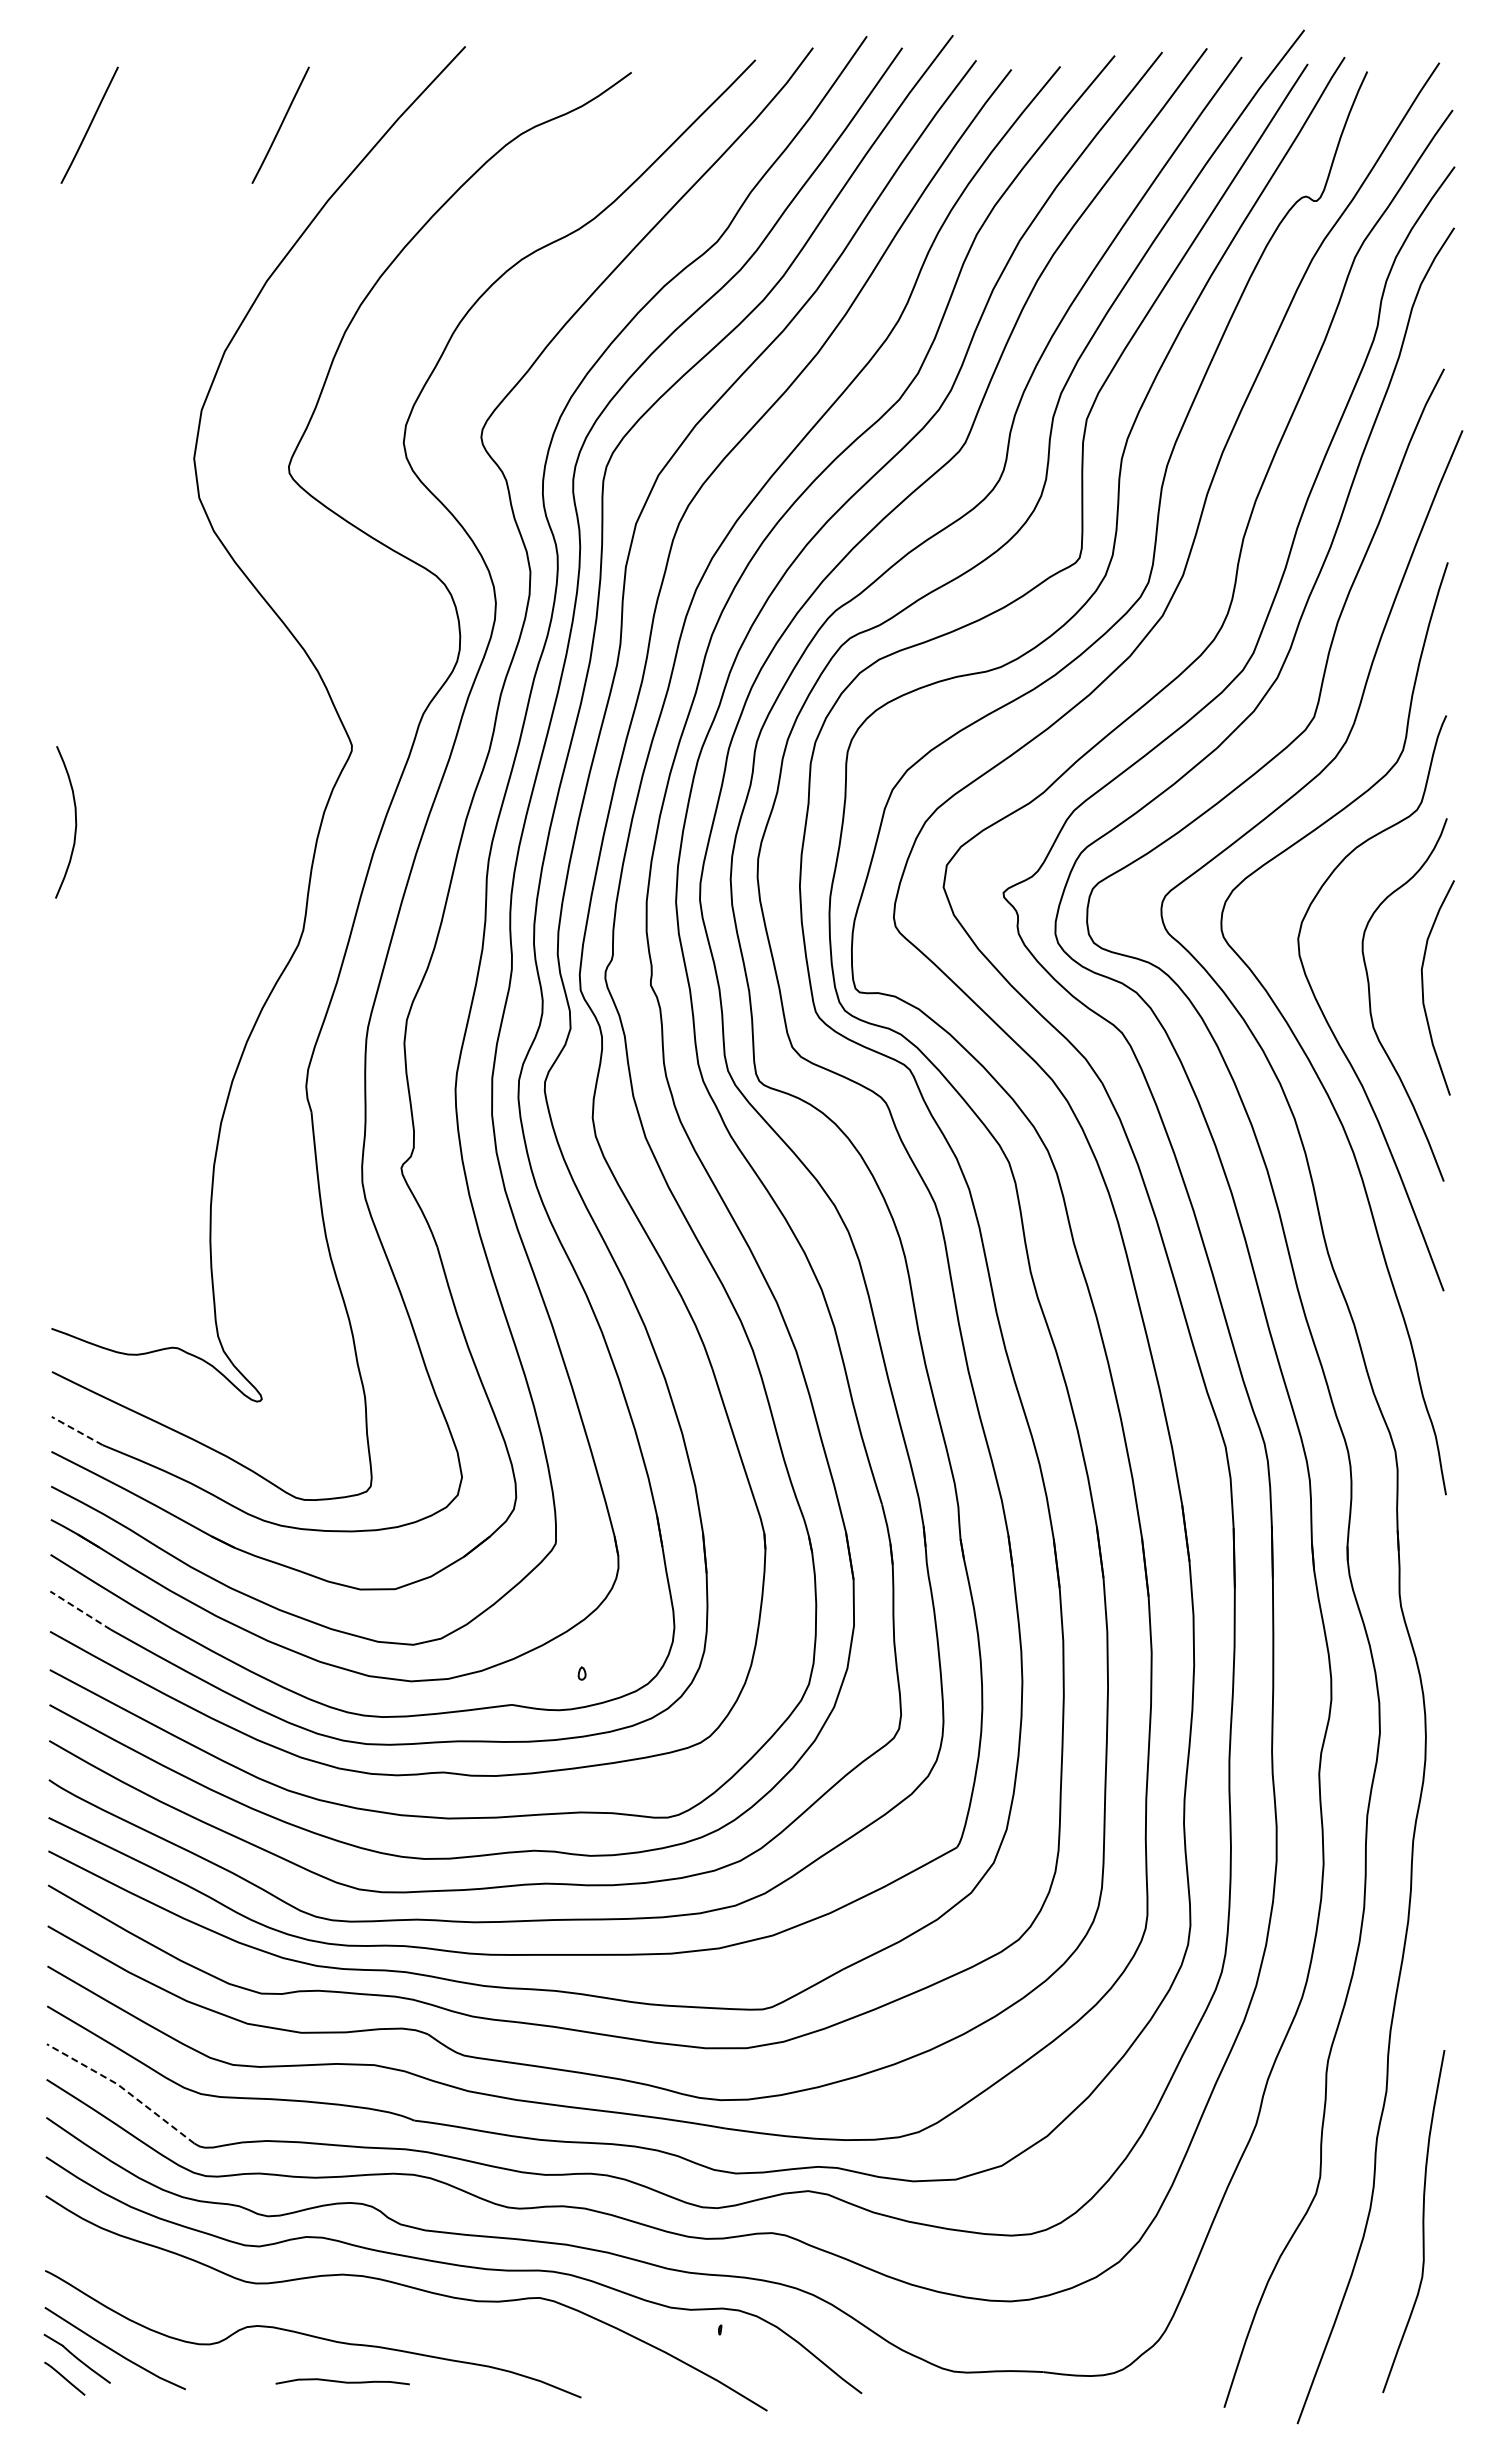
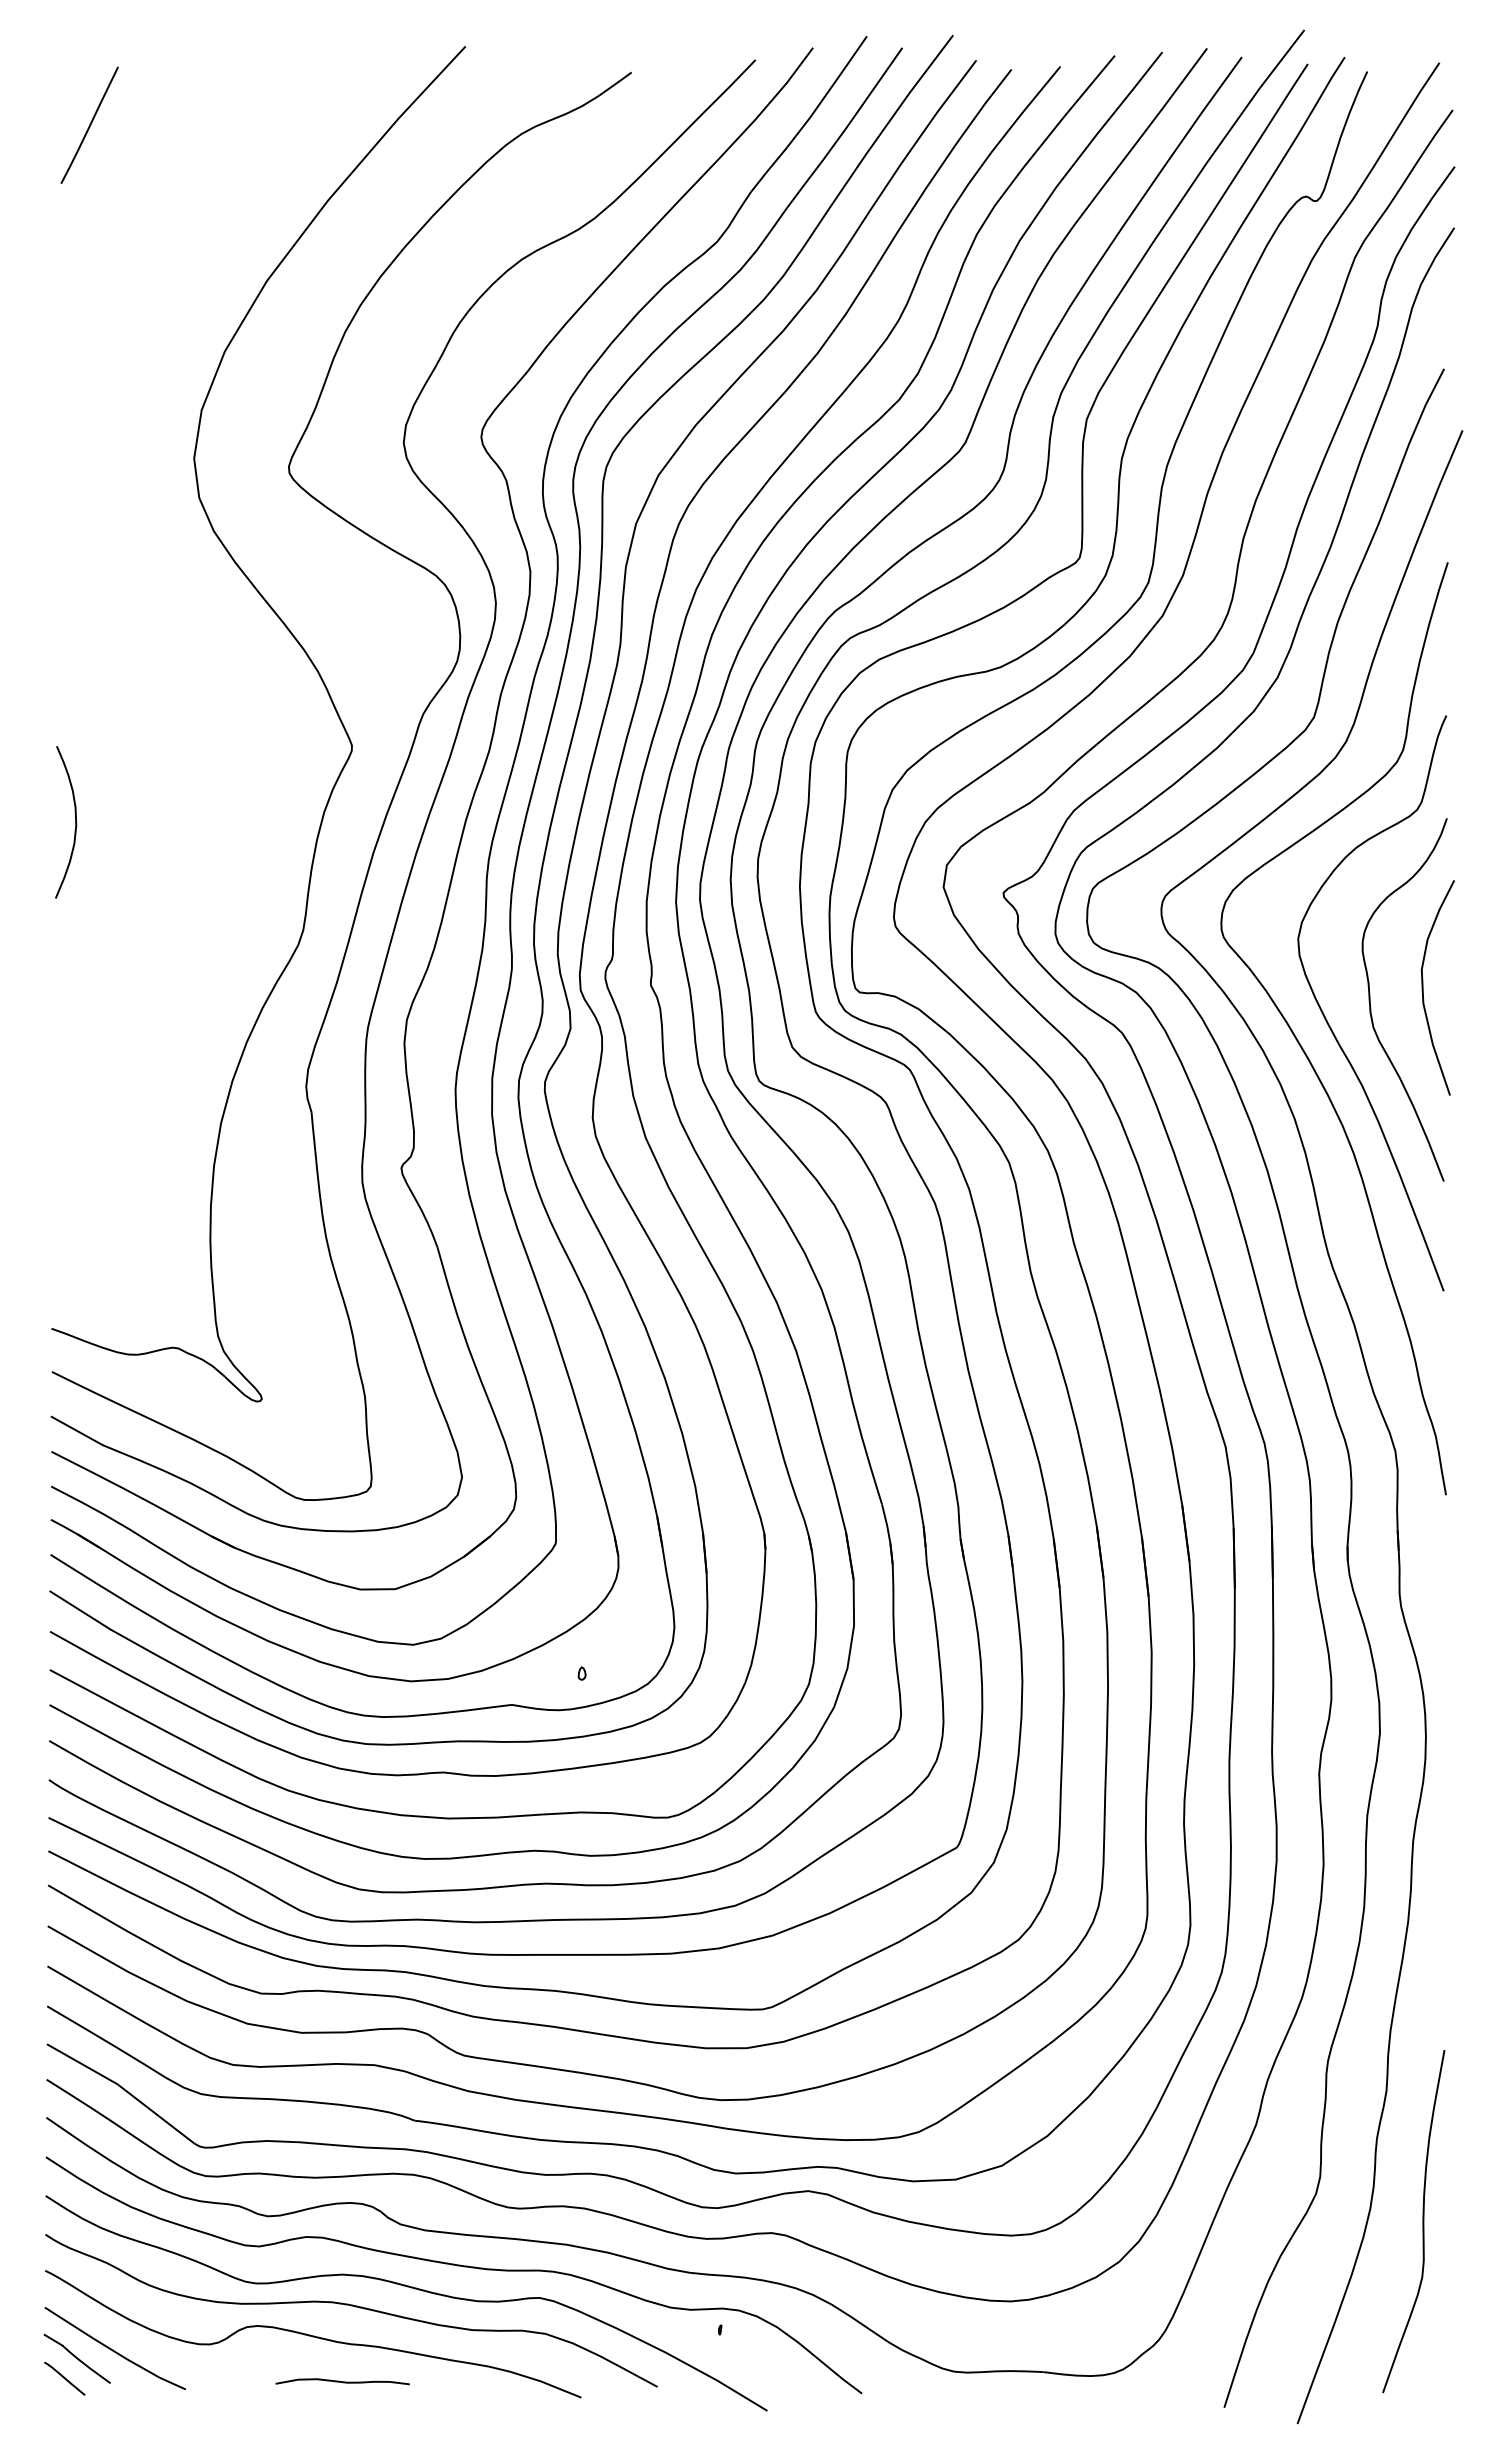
line: present -> none (280, 124)
line: dashed -> solid (76, 1430)
line: dashed -> solid (80, 1610)
line: dashed -> solid (123, 2088)
part: none -> present (351, 2310)
